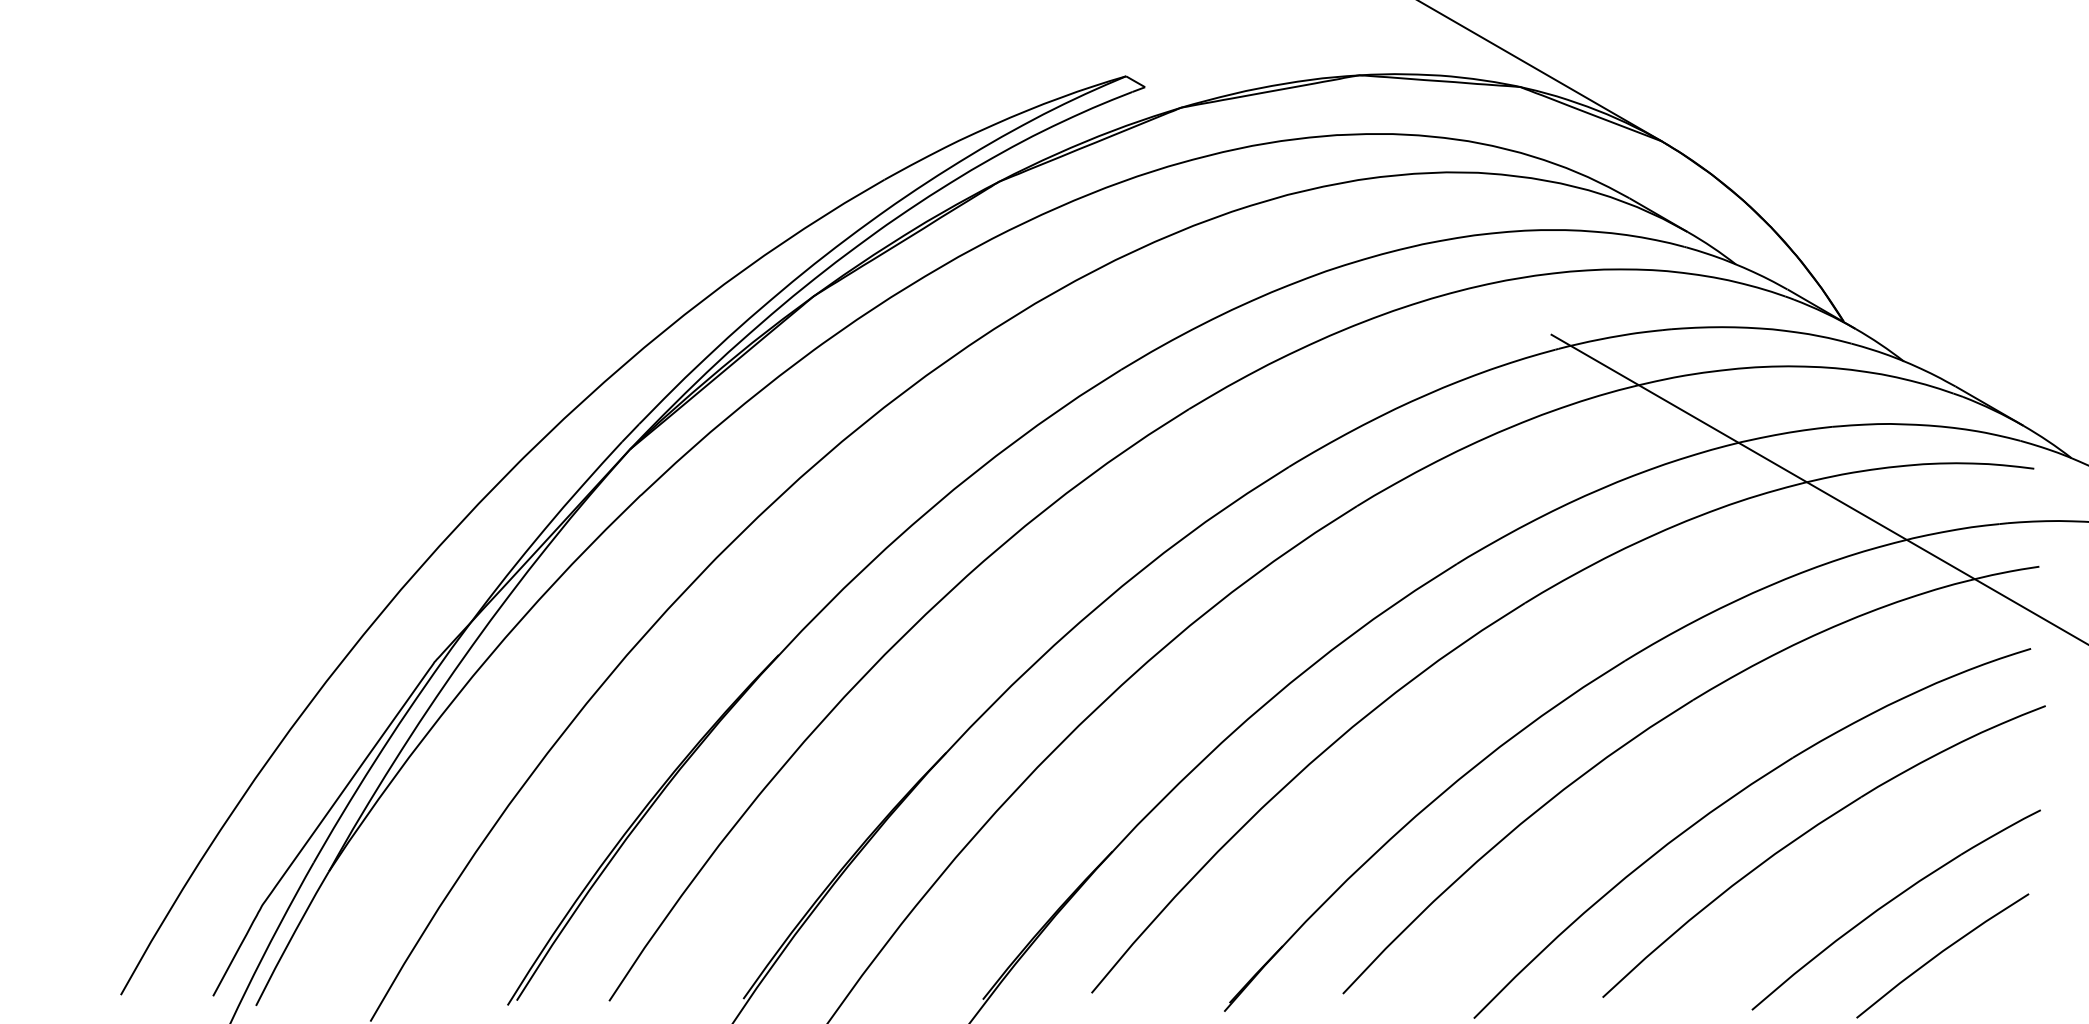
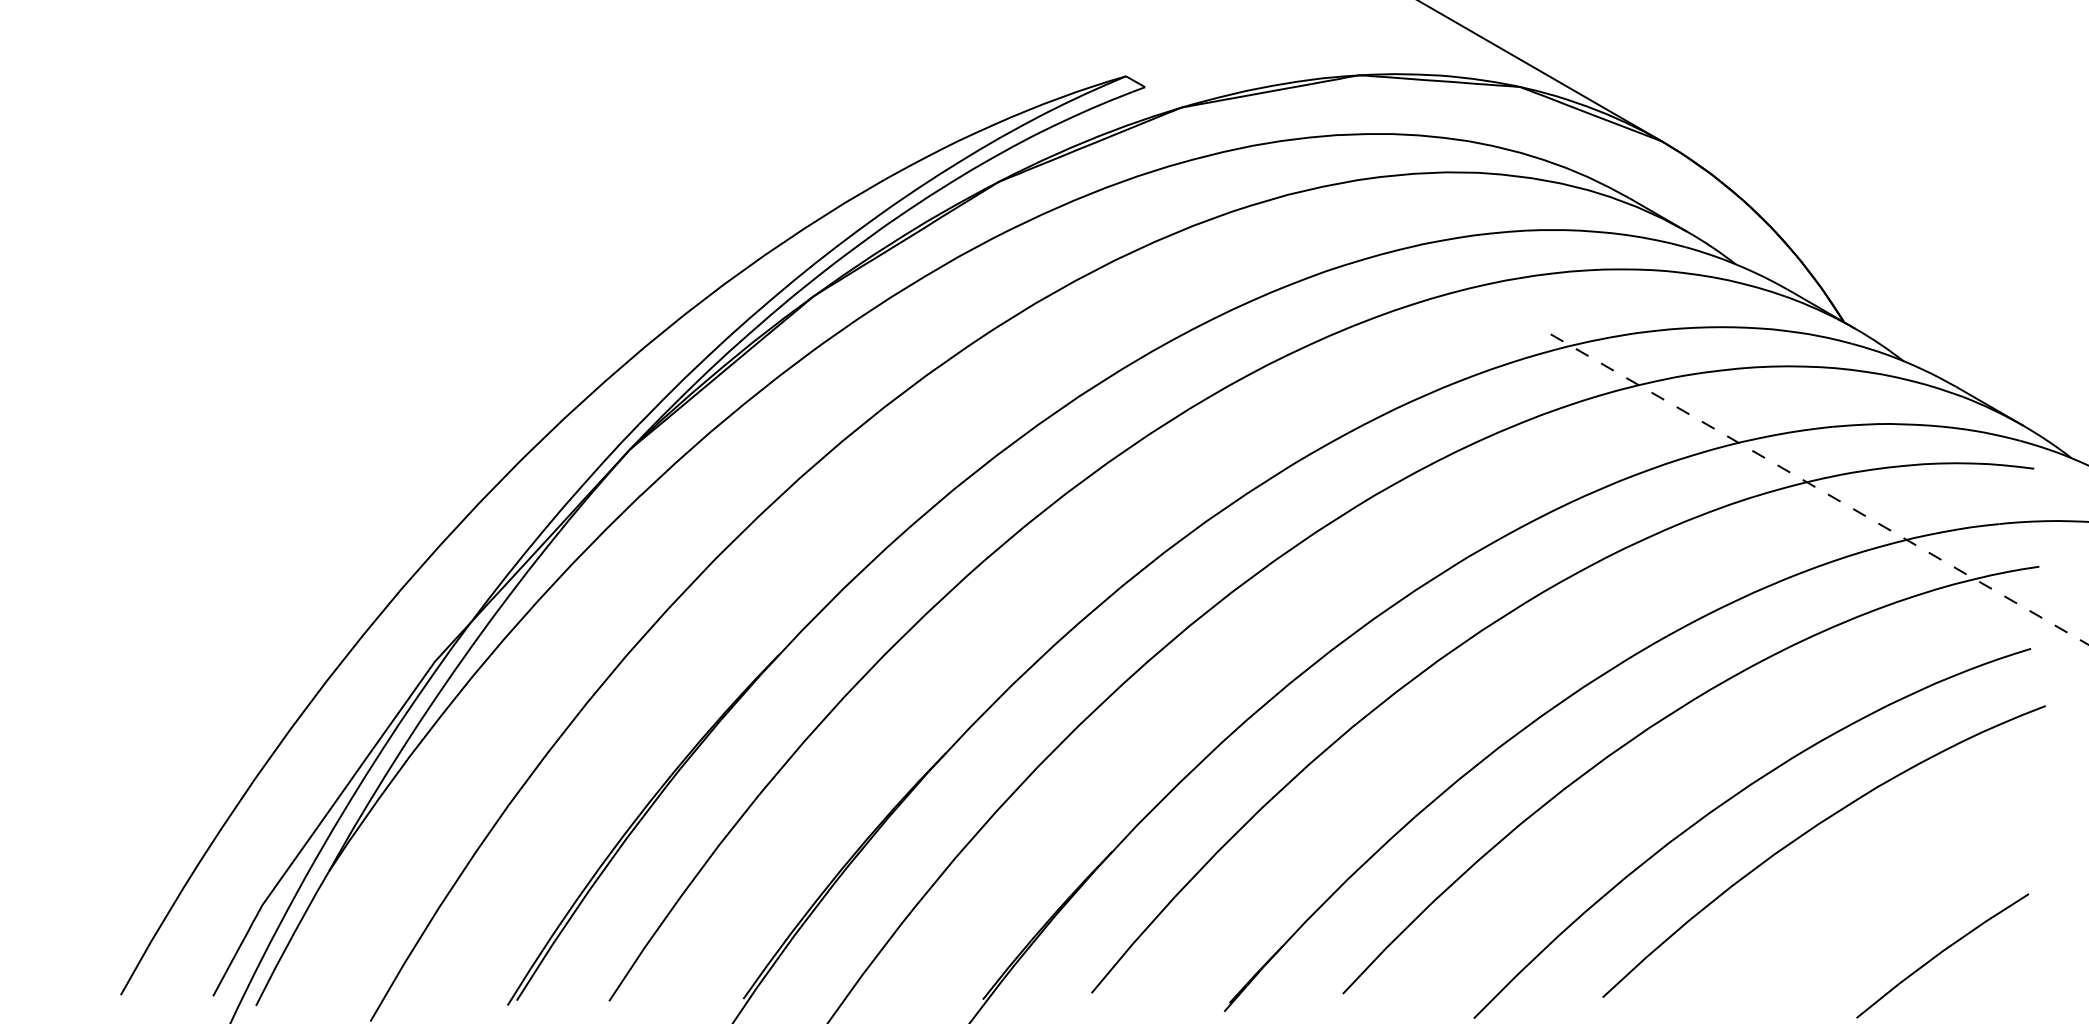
line: solid -> dashed (1819, 489)
part: present -> none (1890, 902)
